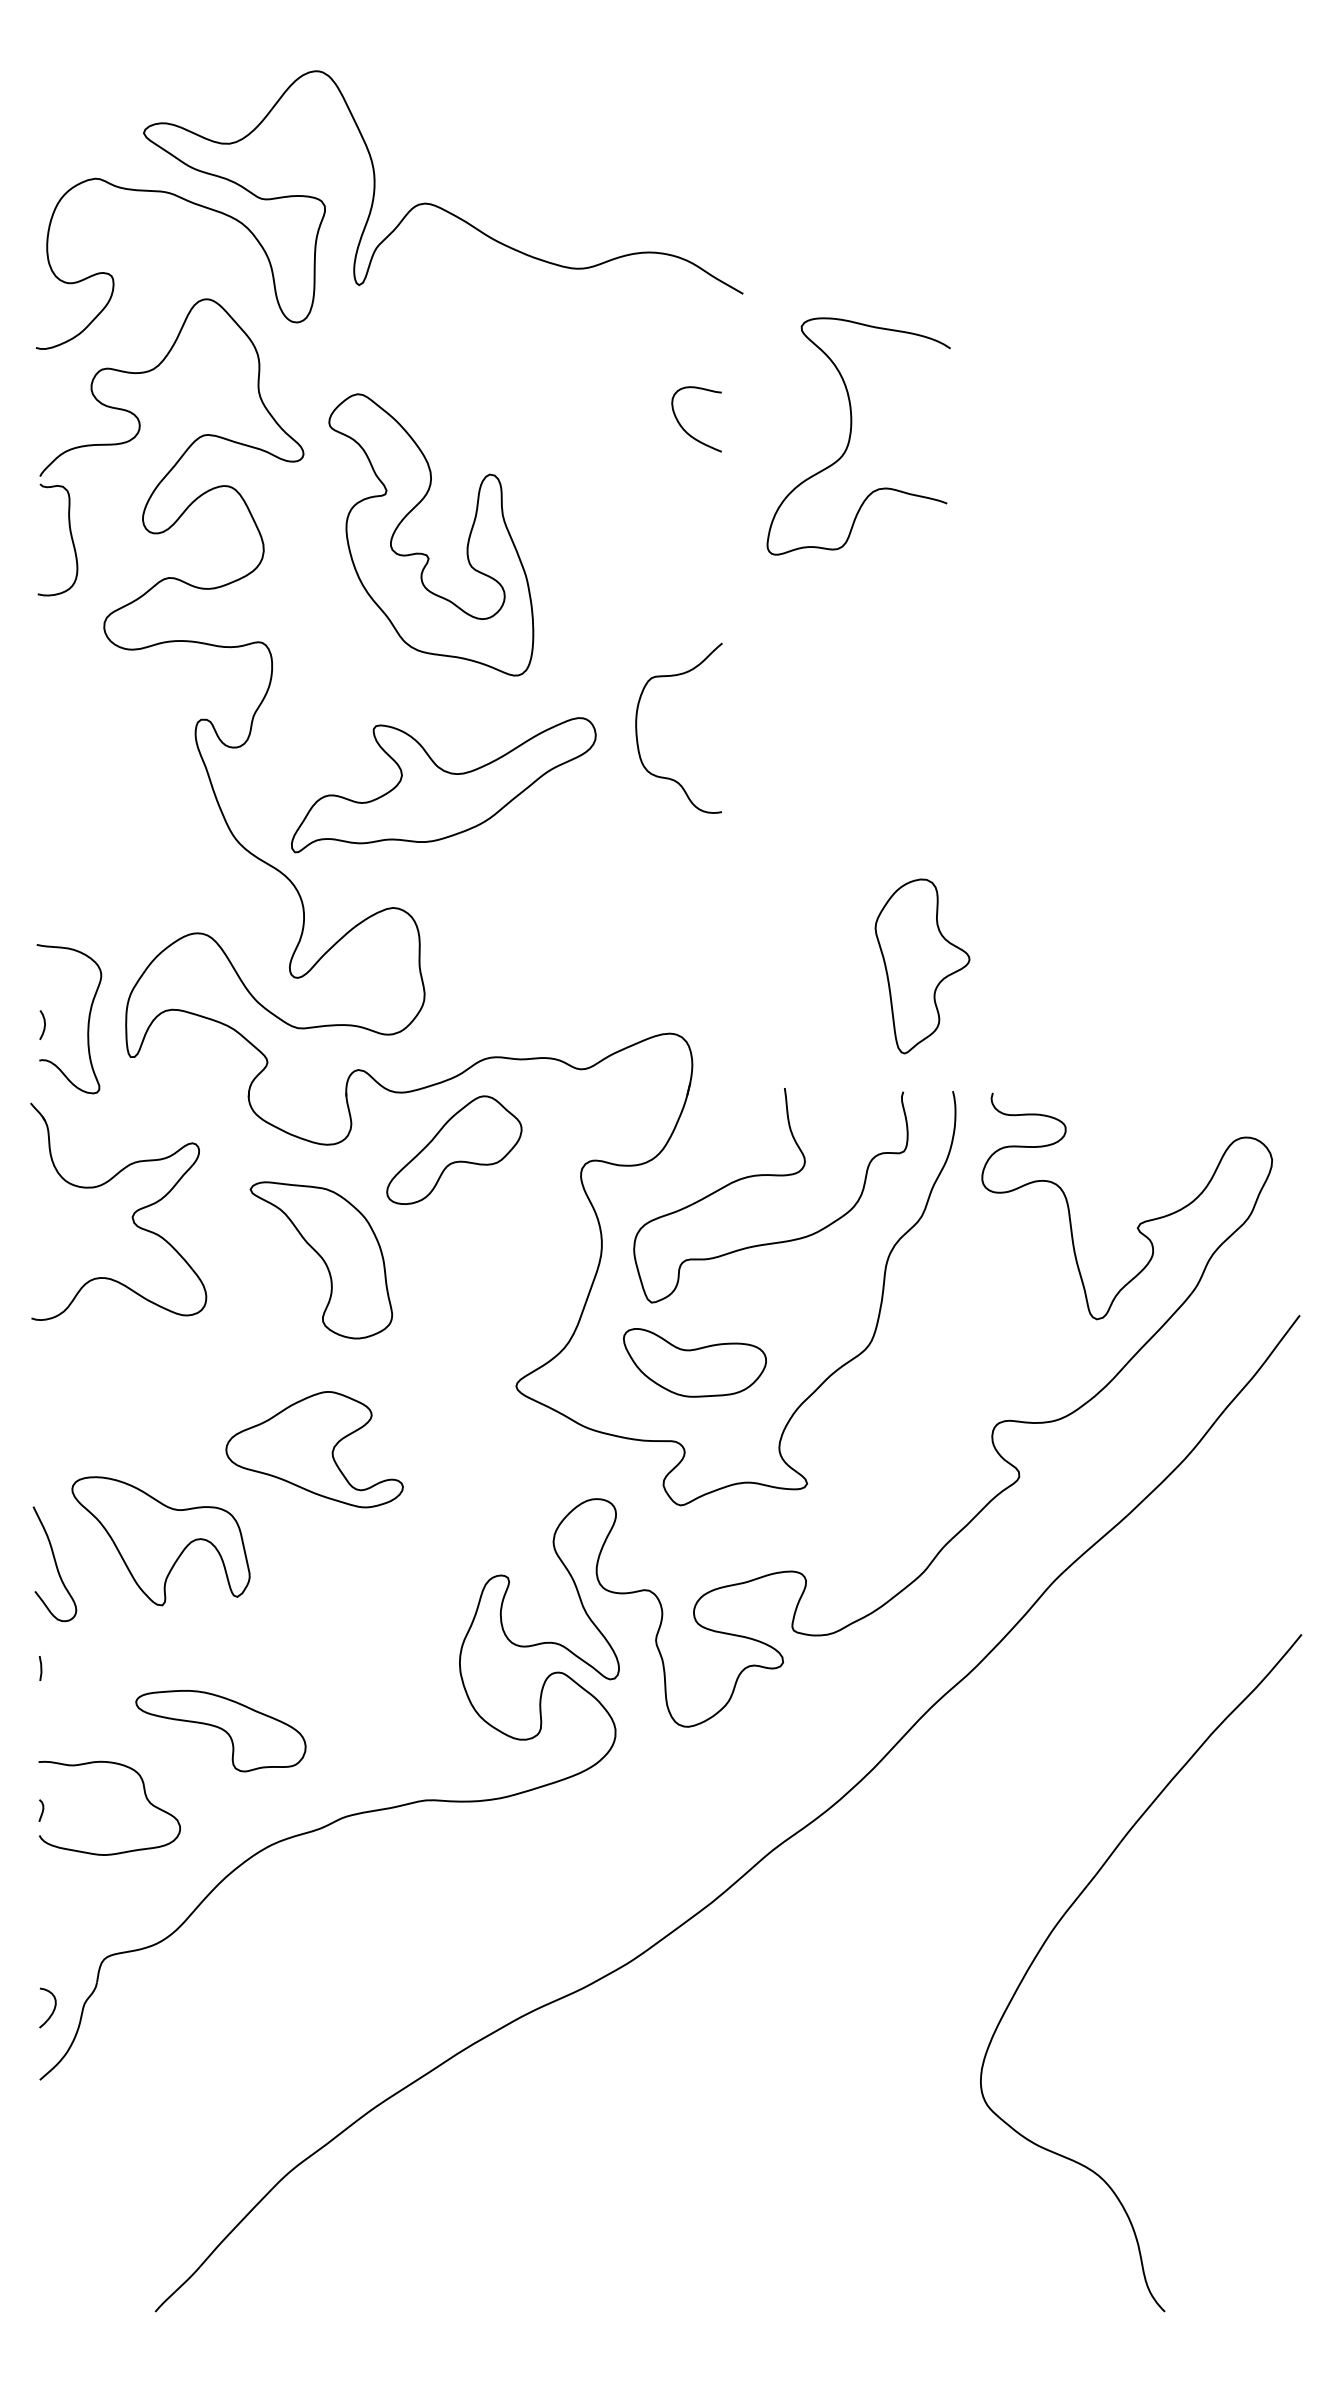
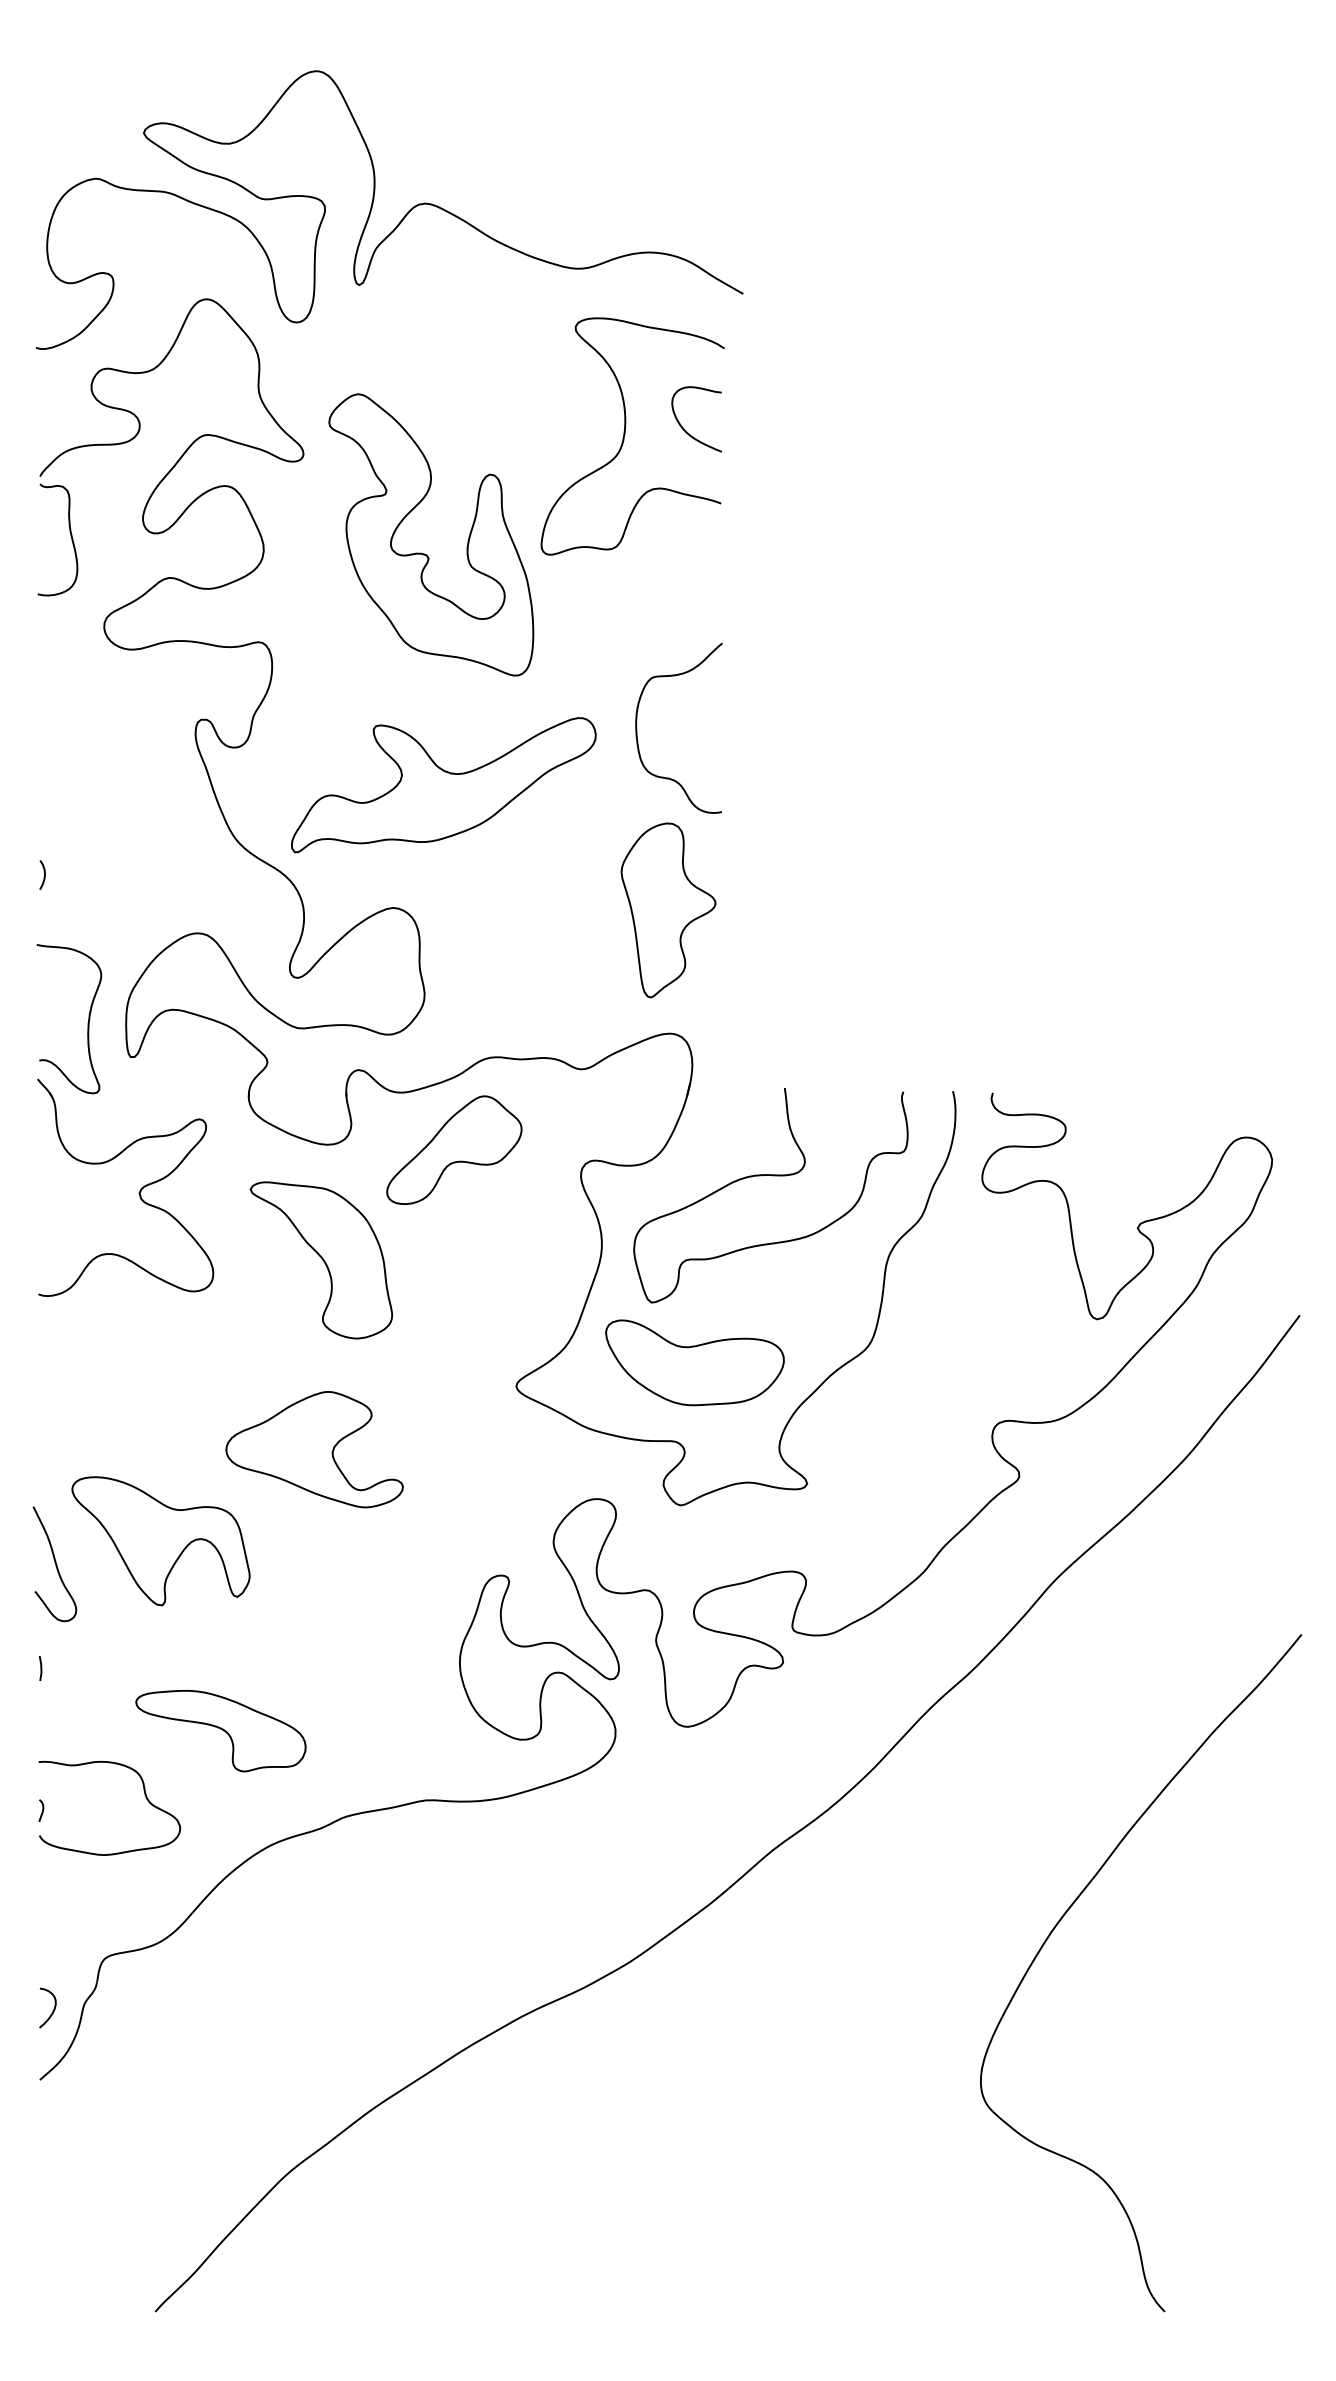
curve position: (851, 435) -> (625, 435) (625, 435)
part position: (922, 966) -> (668, 910) (668, 910)
curve position: (44, 1024) -> (44, 874) (44, 874)
part position: (131, 1216) -> (138, 1192) (138, 1192)
part size: 144x70 px -> 180x88 px (694, 1362)
